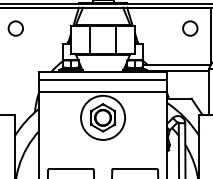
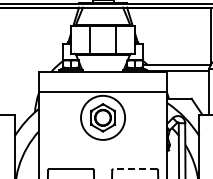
circle: present -> none (15, 28)
circle: present -> none (190, 28)
line: present -> none (102, 79)
line: solid -> dashed (135, 169)
